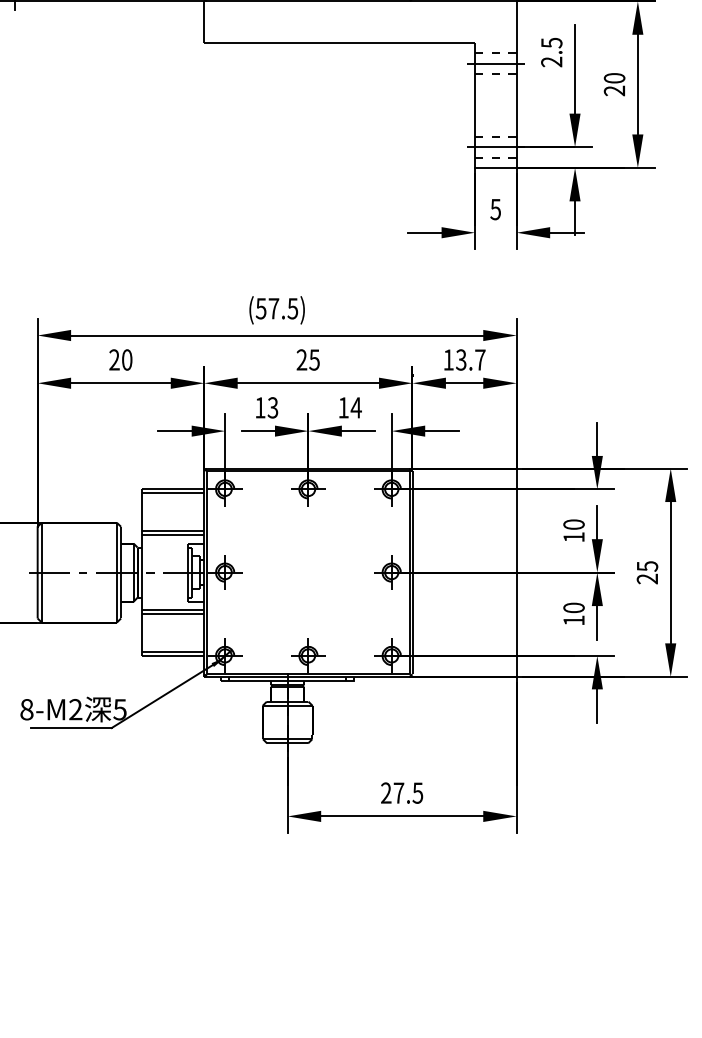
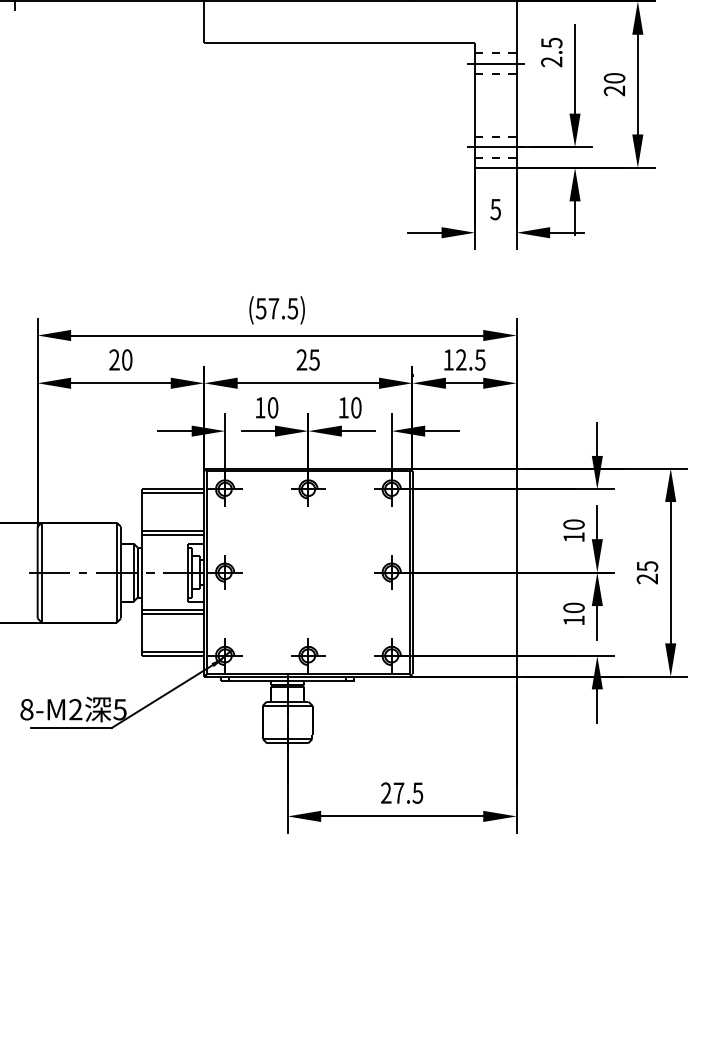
text: 13.7 -> 12.5 (470, 359)
text: 13 -> 10 (272, 407)
text: 14 -> 10 (355, 407)
